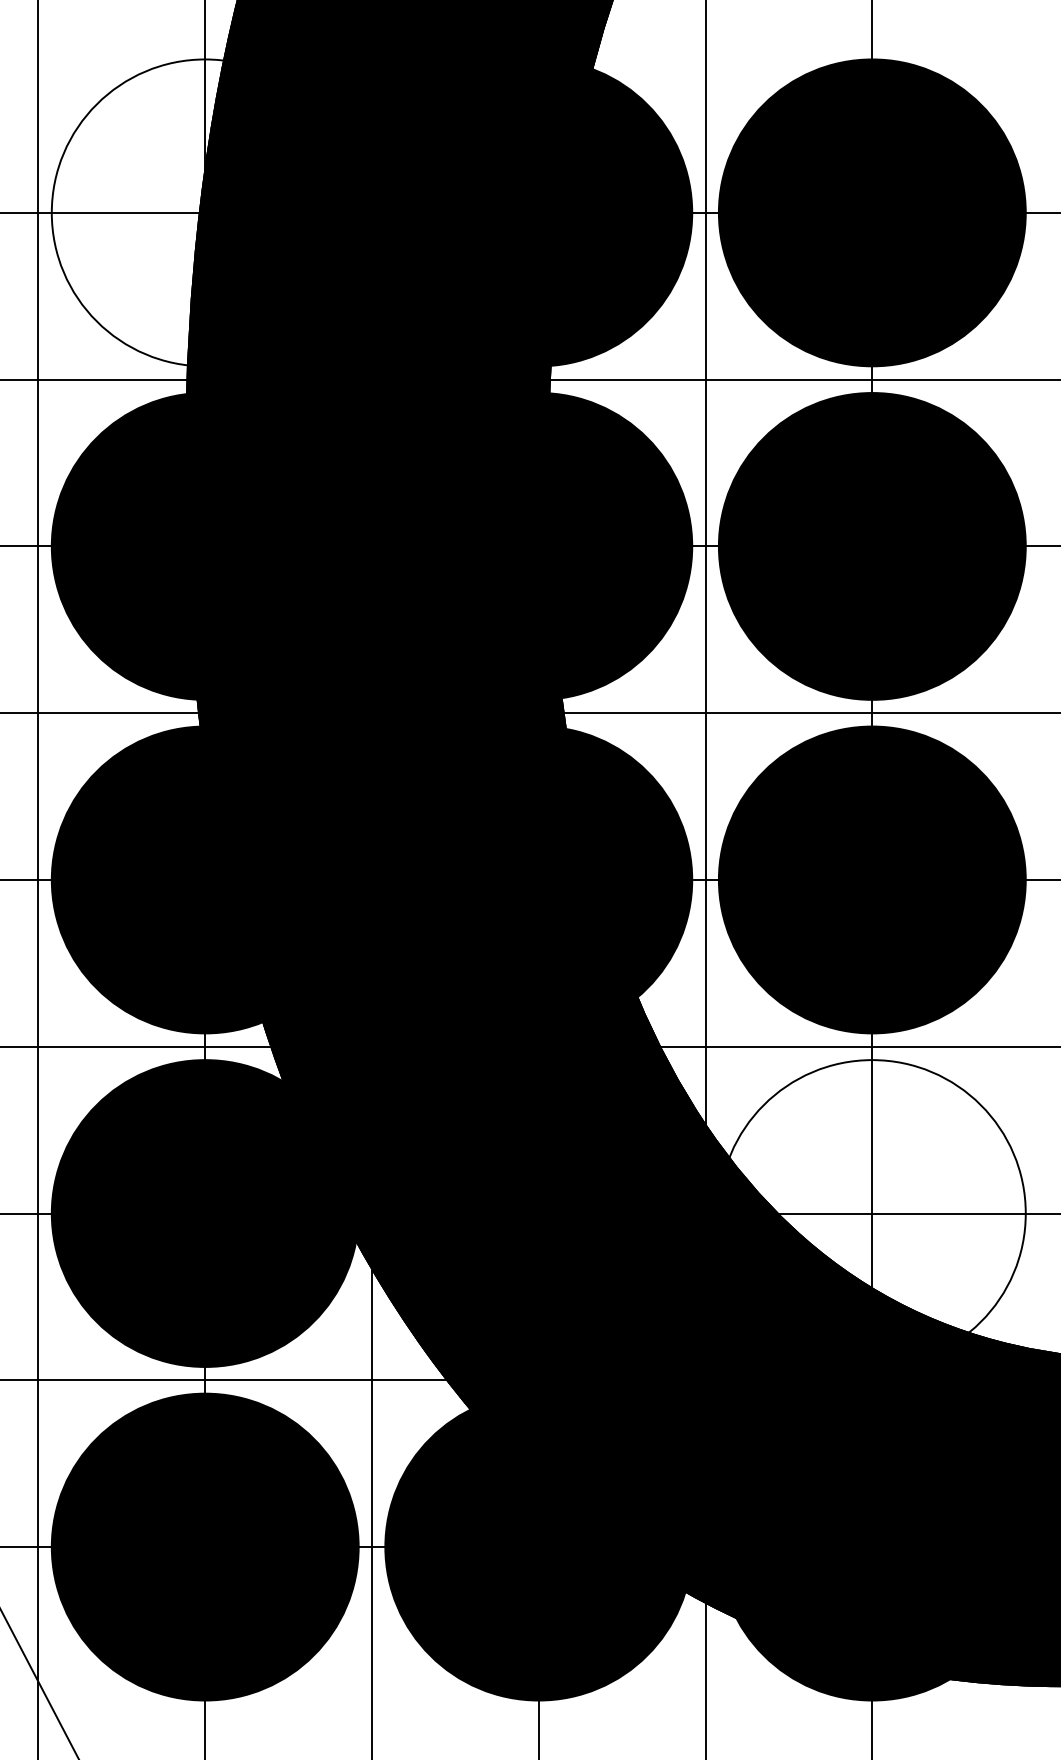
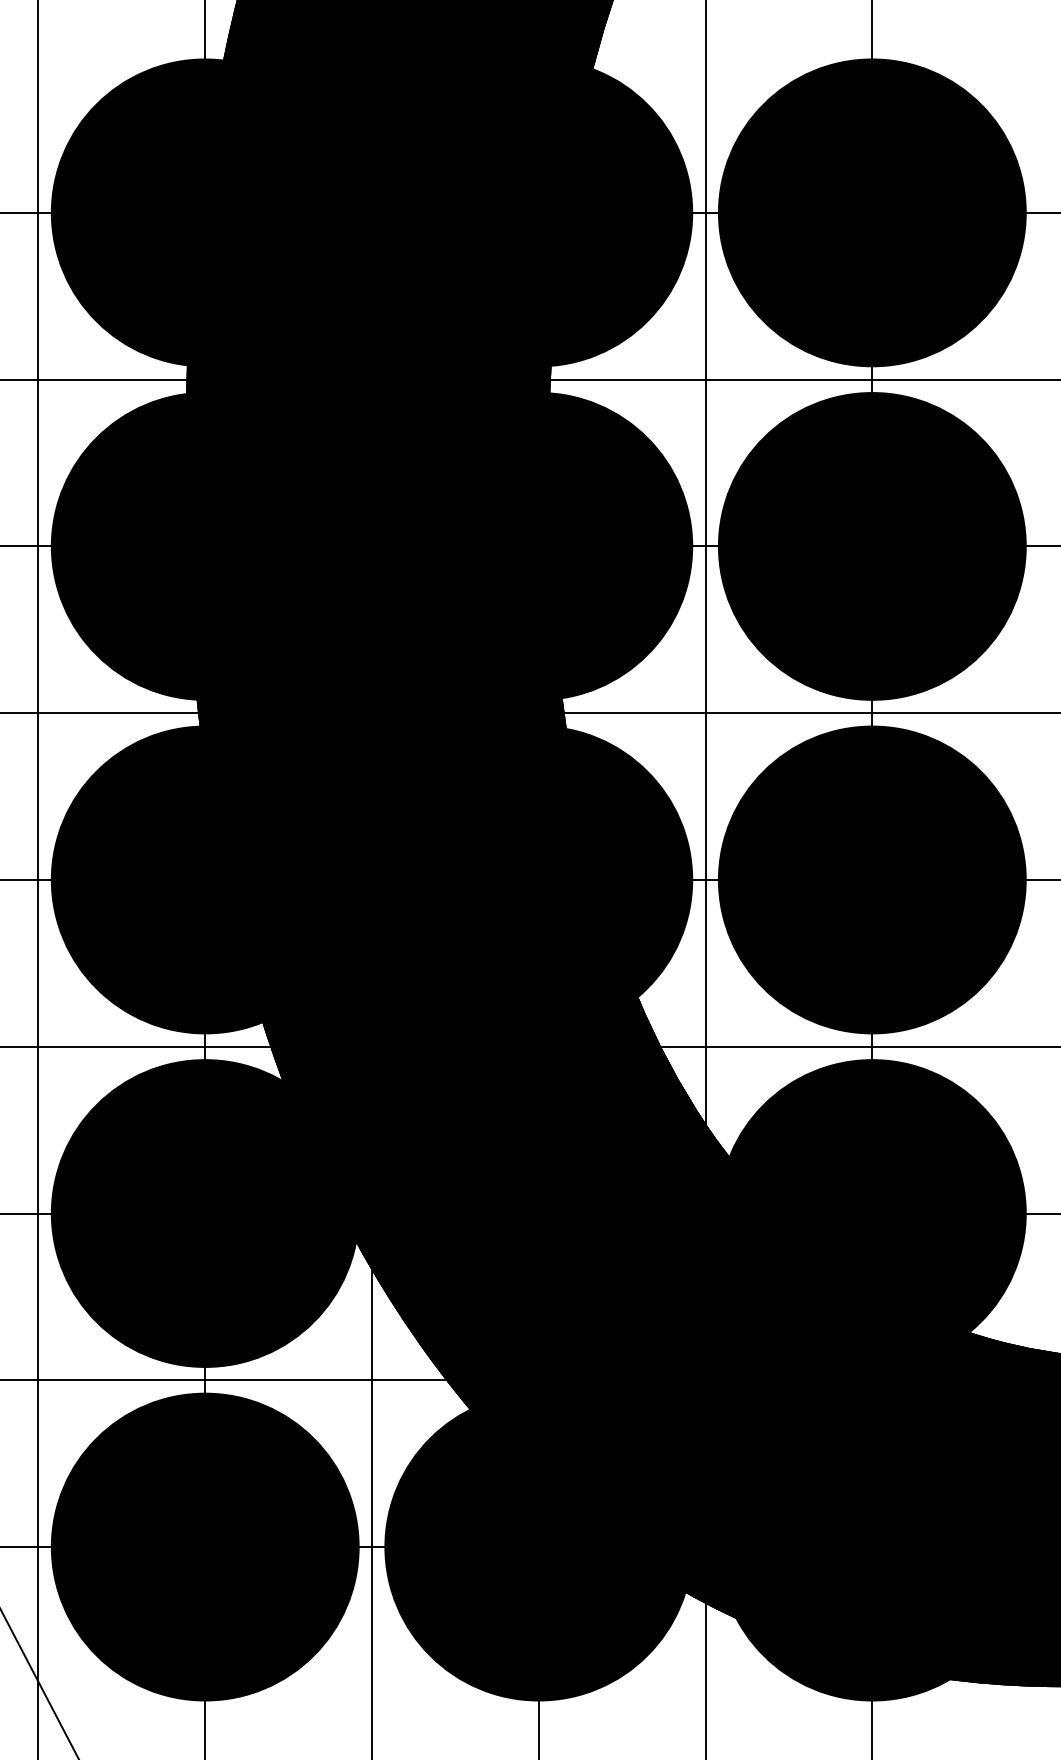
fill: none -> present (204, 212)
fill: none -> present (871, 1213)
